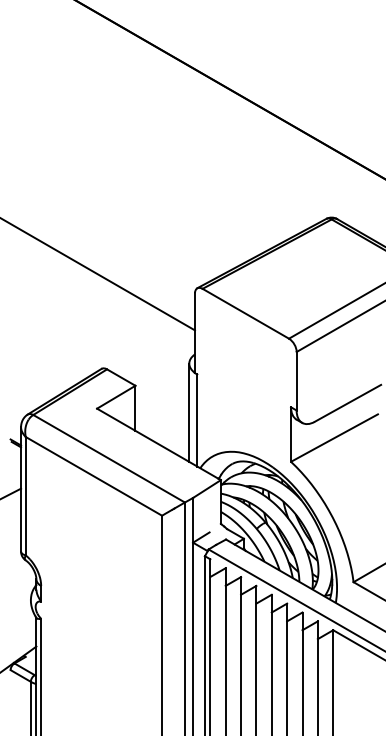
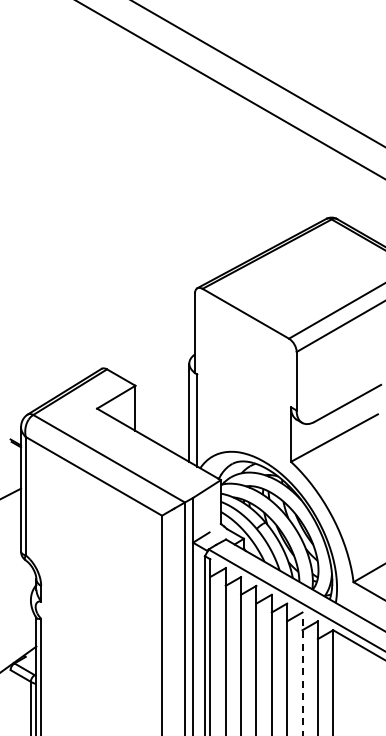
line position: (230, 89) -> (258, 73) (258, 73)
line: present -> none (98, 274)
line: solid -> dashed (302, 673)
